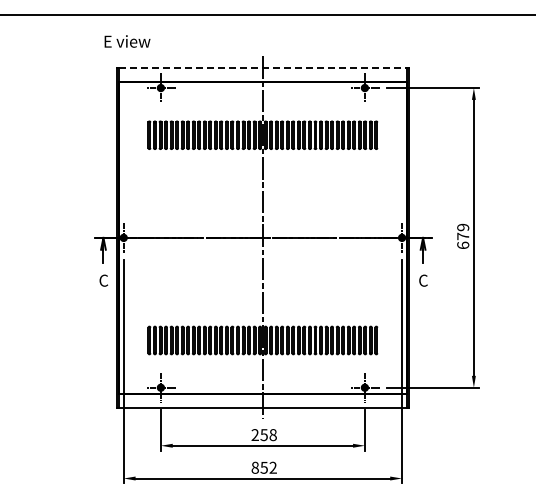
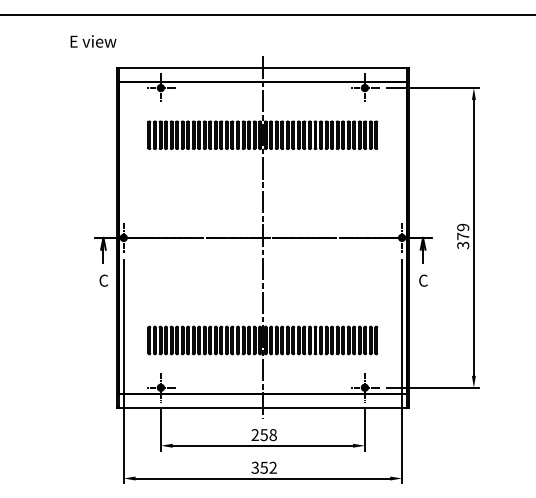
text position: (127, 41) -> (93, 41) (93, 41)
line: dashed -> solid (262, 68)
text: 679 -> 379 (463, 245)
text: 852 -> 352 (254, 467)
